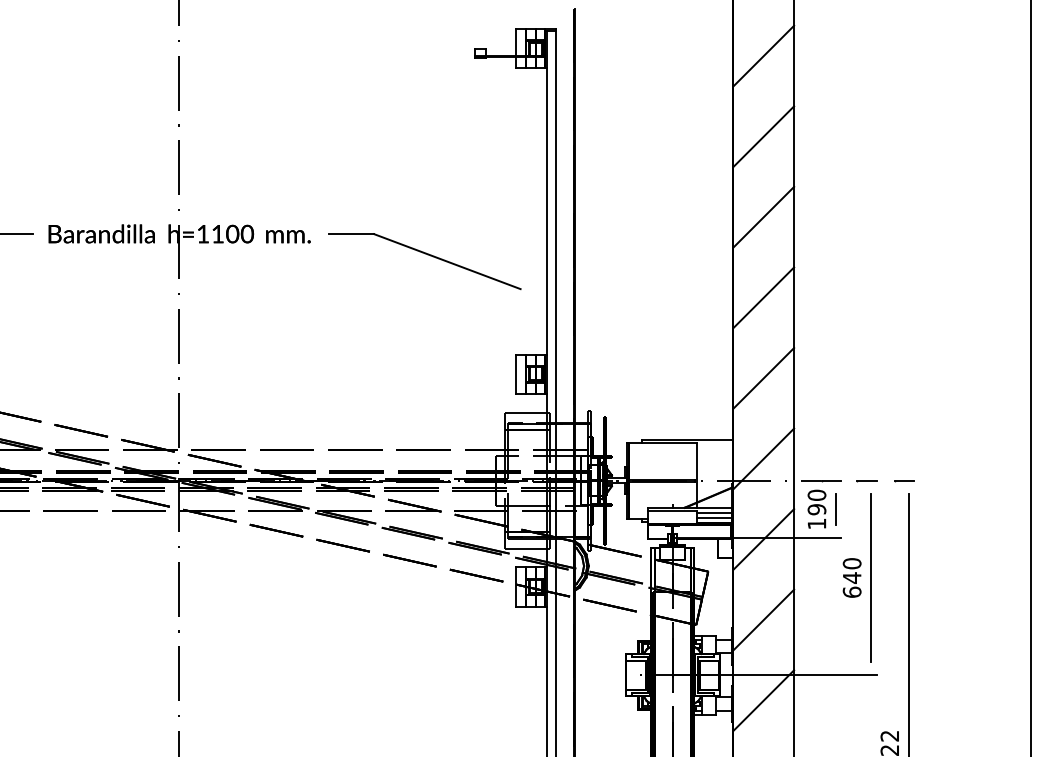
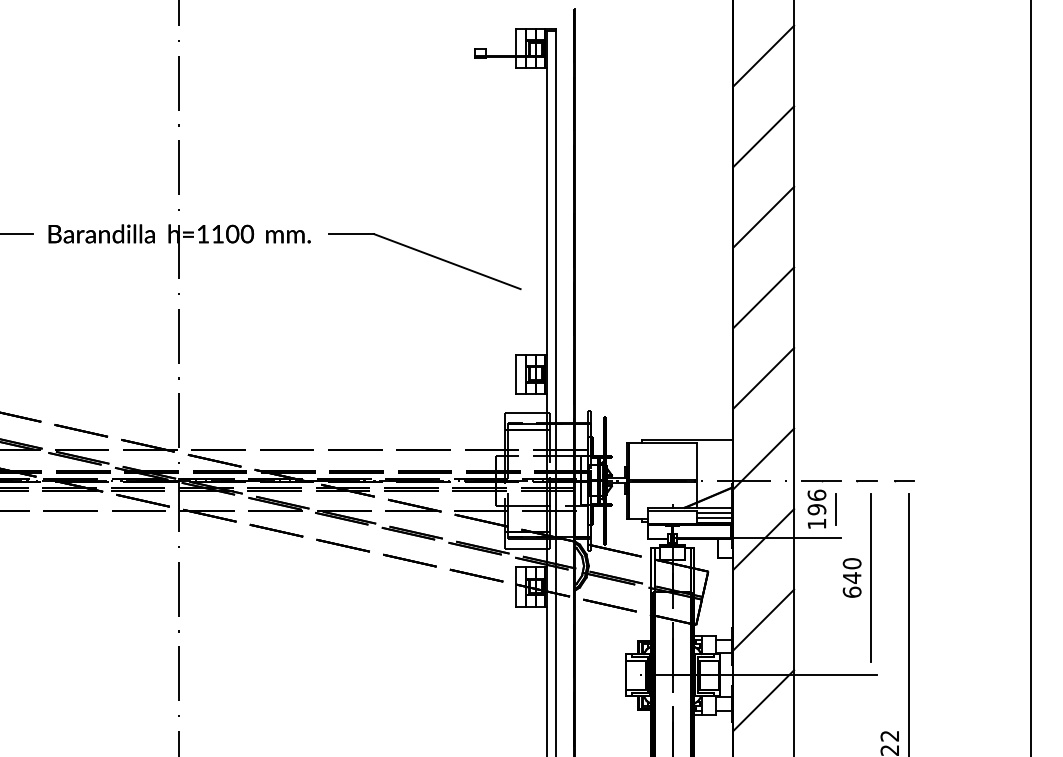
text: 190 -> 196 (816, 494)
